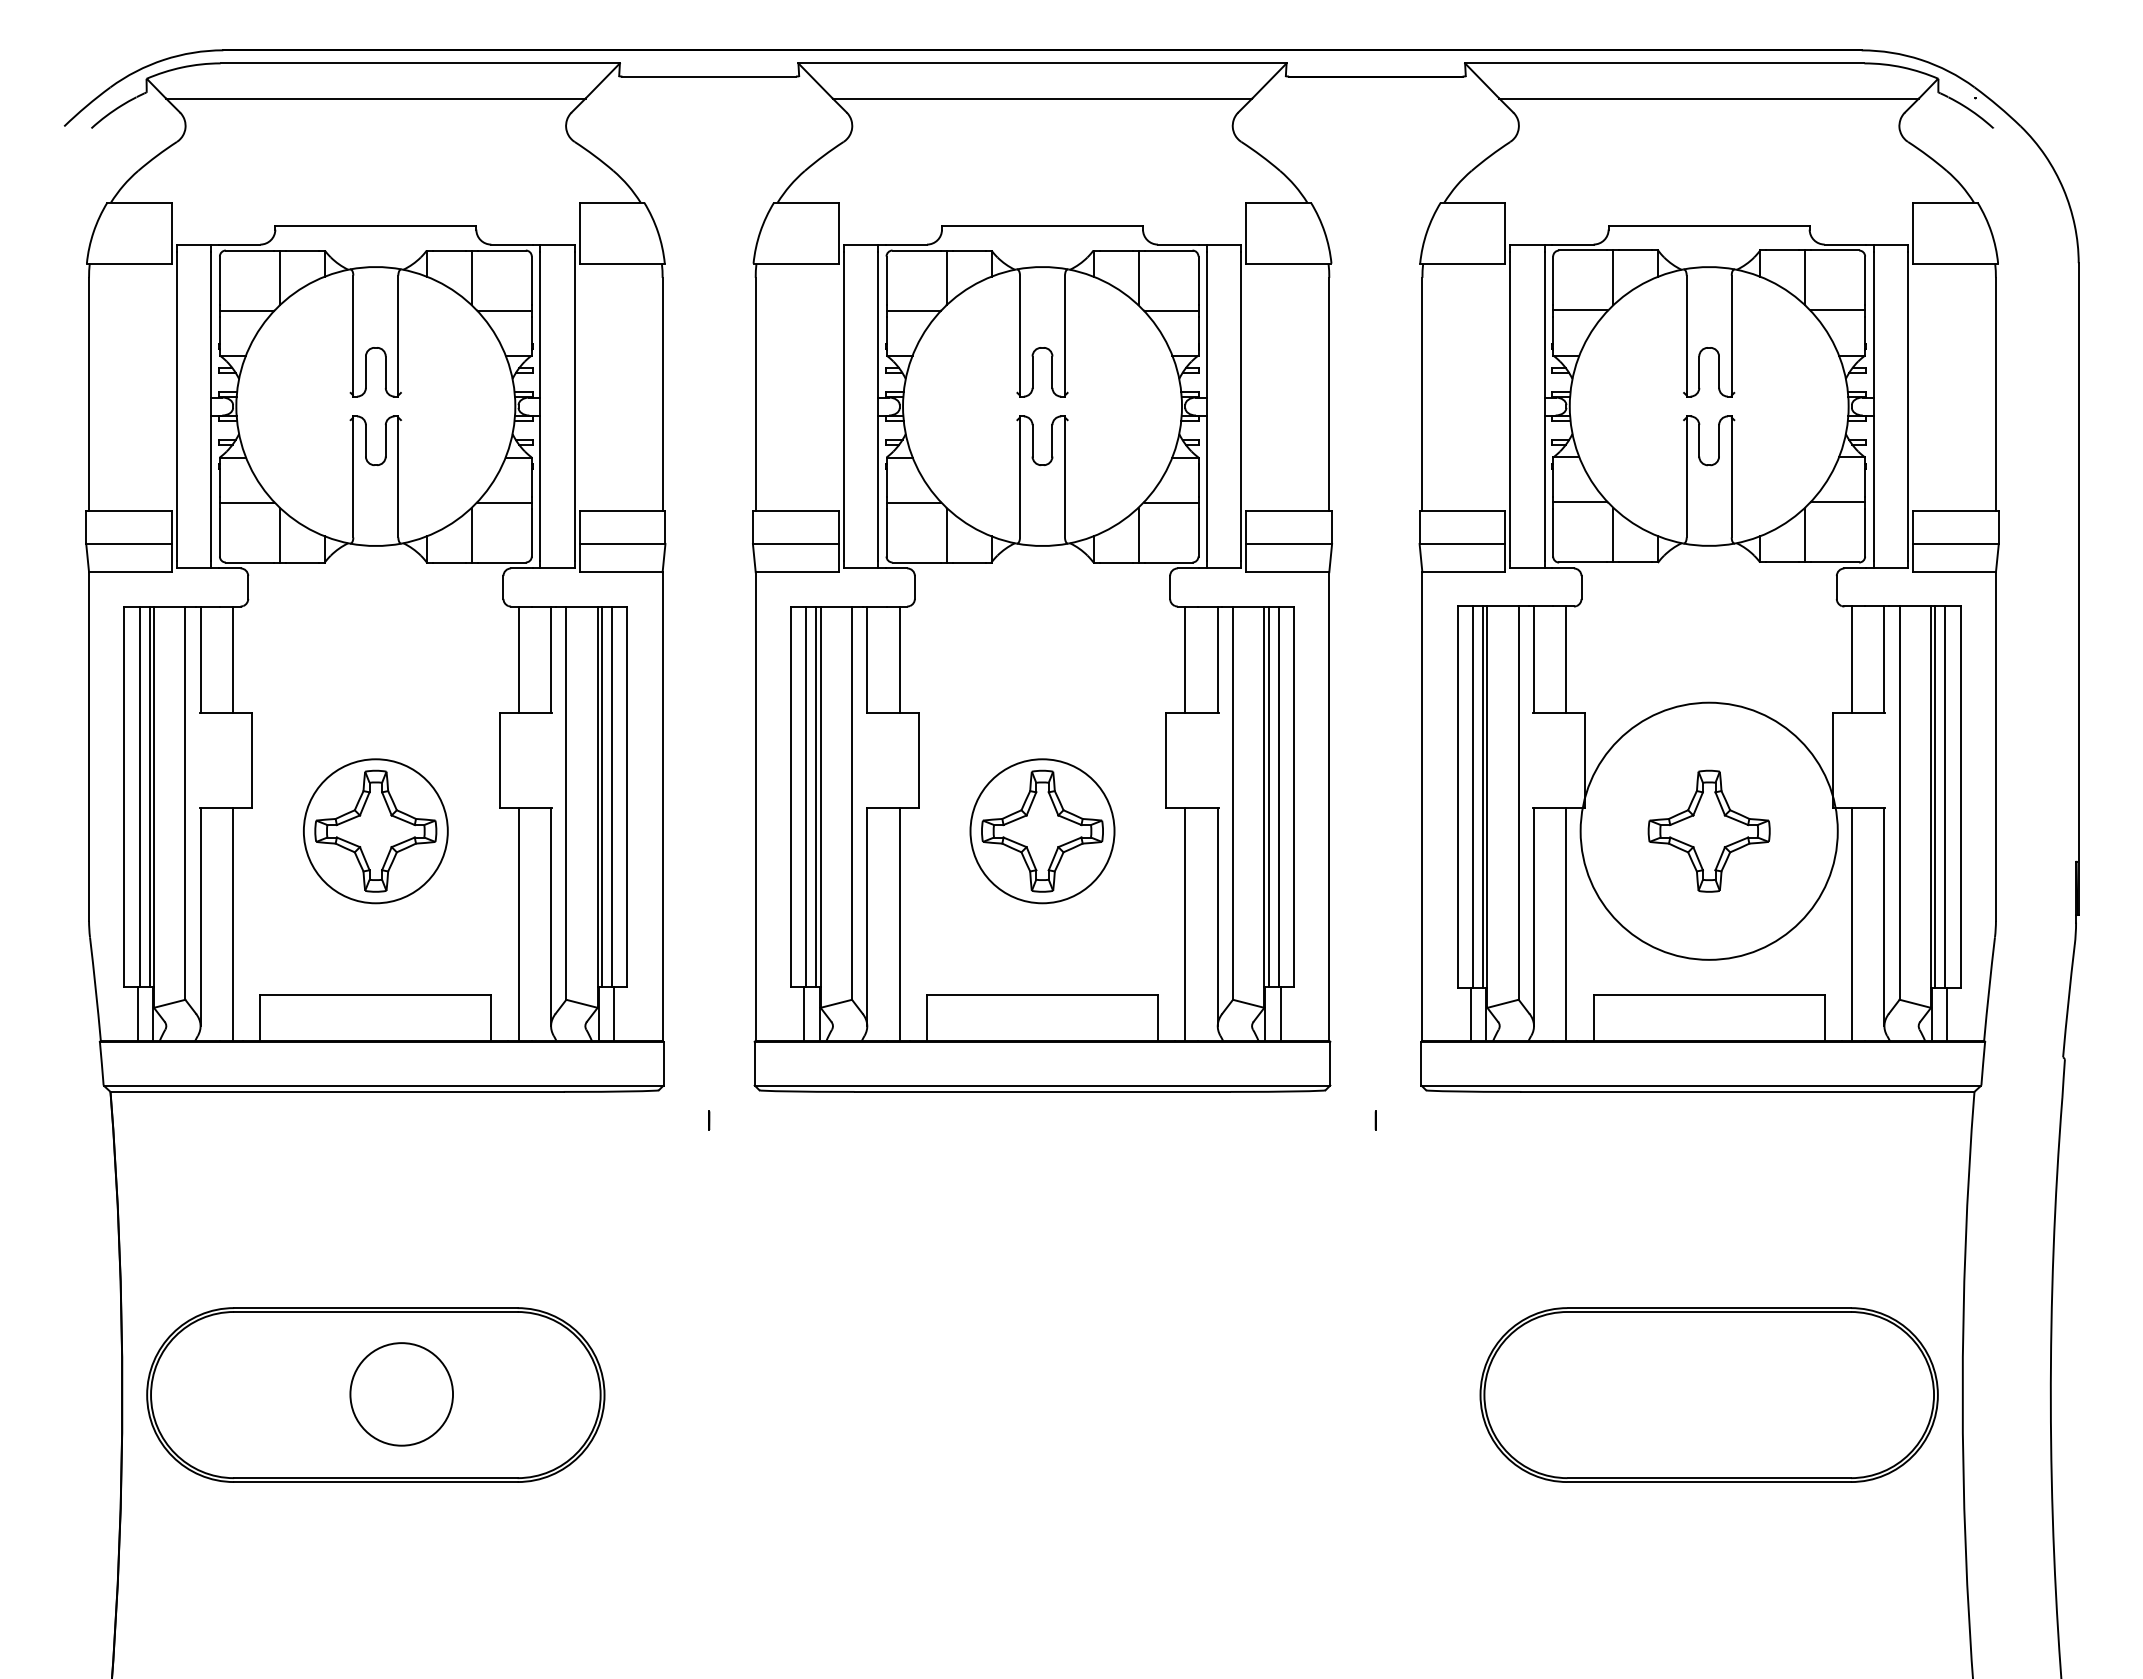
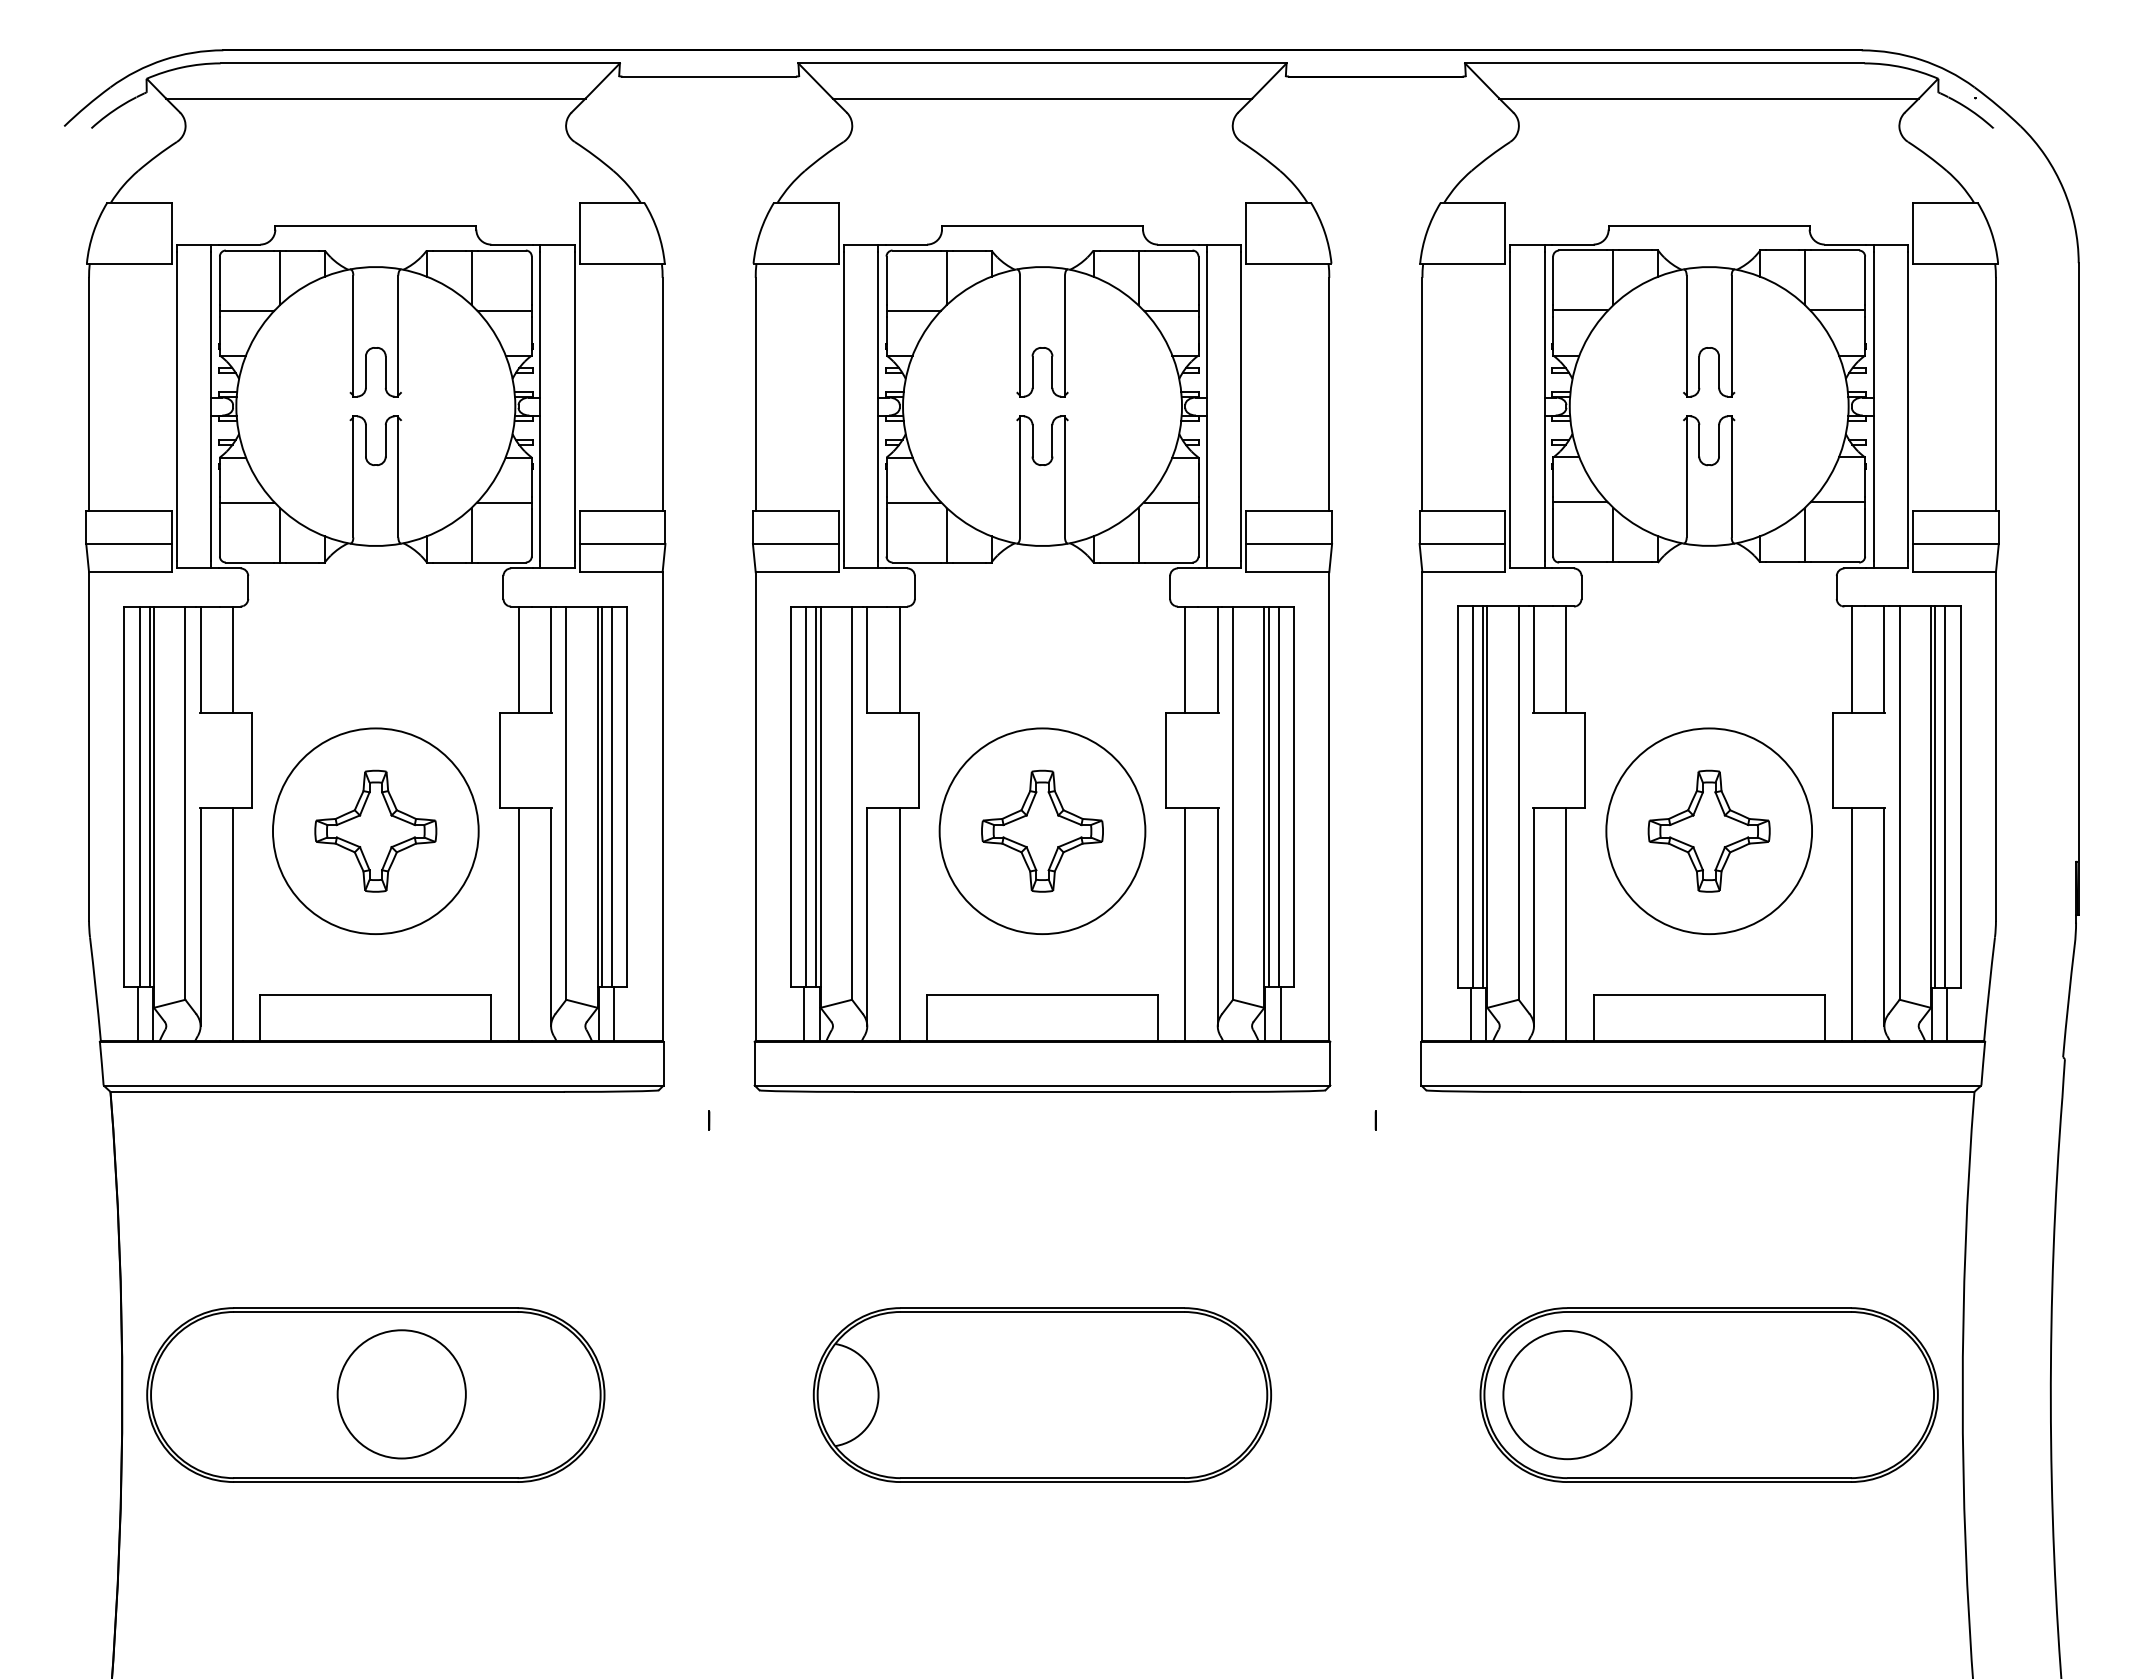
circle diameter: 257 px -> 206 px (1709, 831)
circle diameter: 144 px -> 206 px (375, 831)
circle diameter: 144 px -> 206 px (1042, 831)
circle size: 105x105 px -> 131x131 px (401, 1394)
part: none -> present (1042, 1394)
circle: none -> present (1567, 1395)
